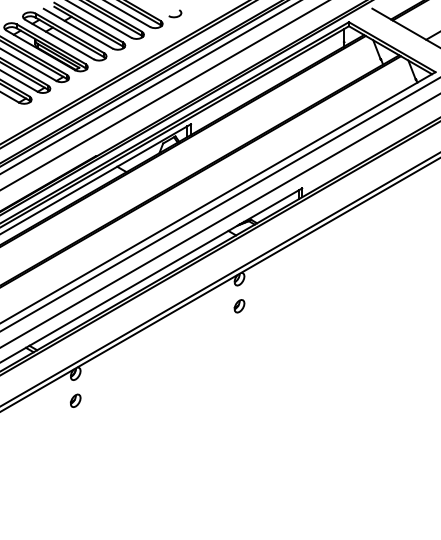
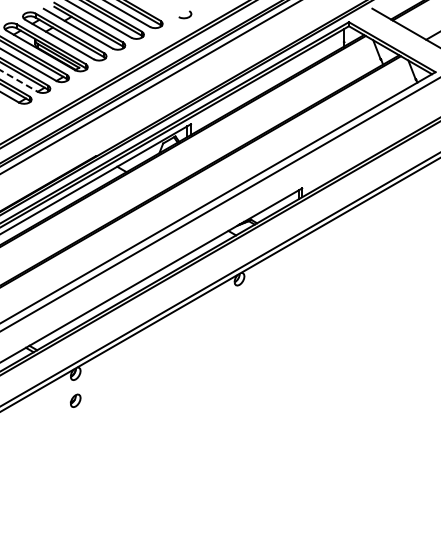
curve position: (177, 15) -> (187, 16) (187, 16)
line: solid -> dashed (19, 81)
line: present -> none (164, 95)
line: present -> none (219, 220)
part: present -> none (239, 306)
